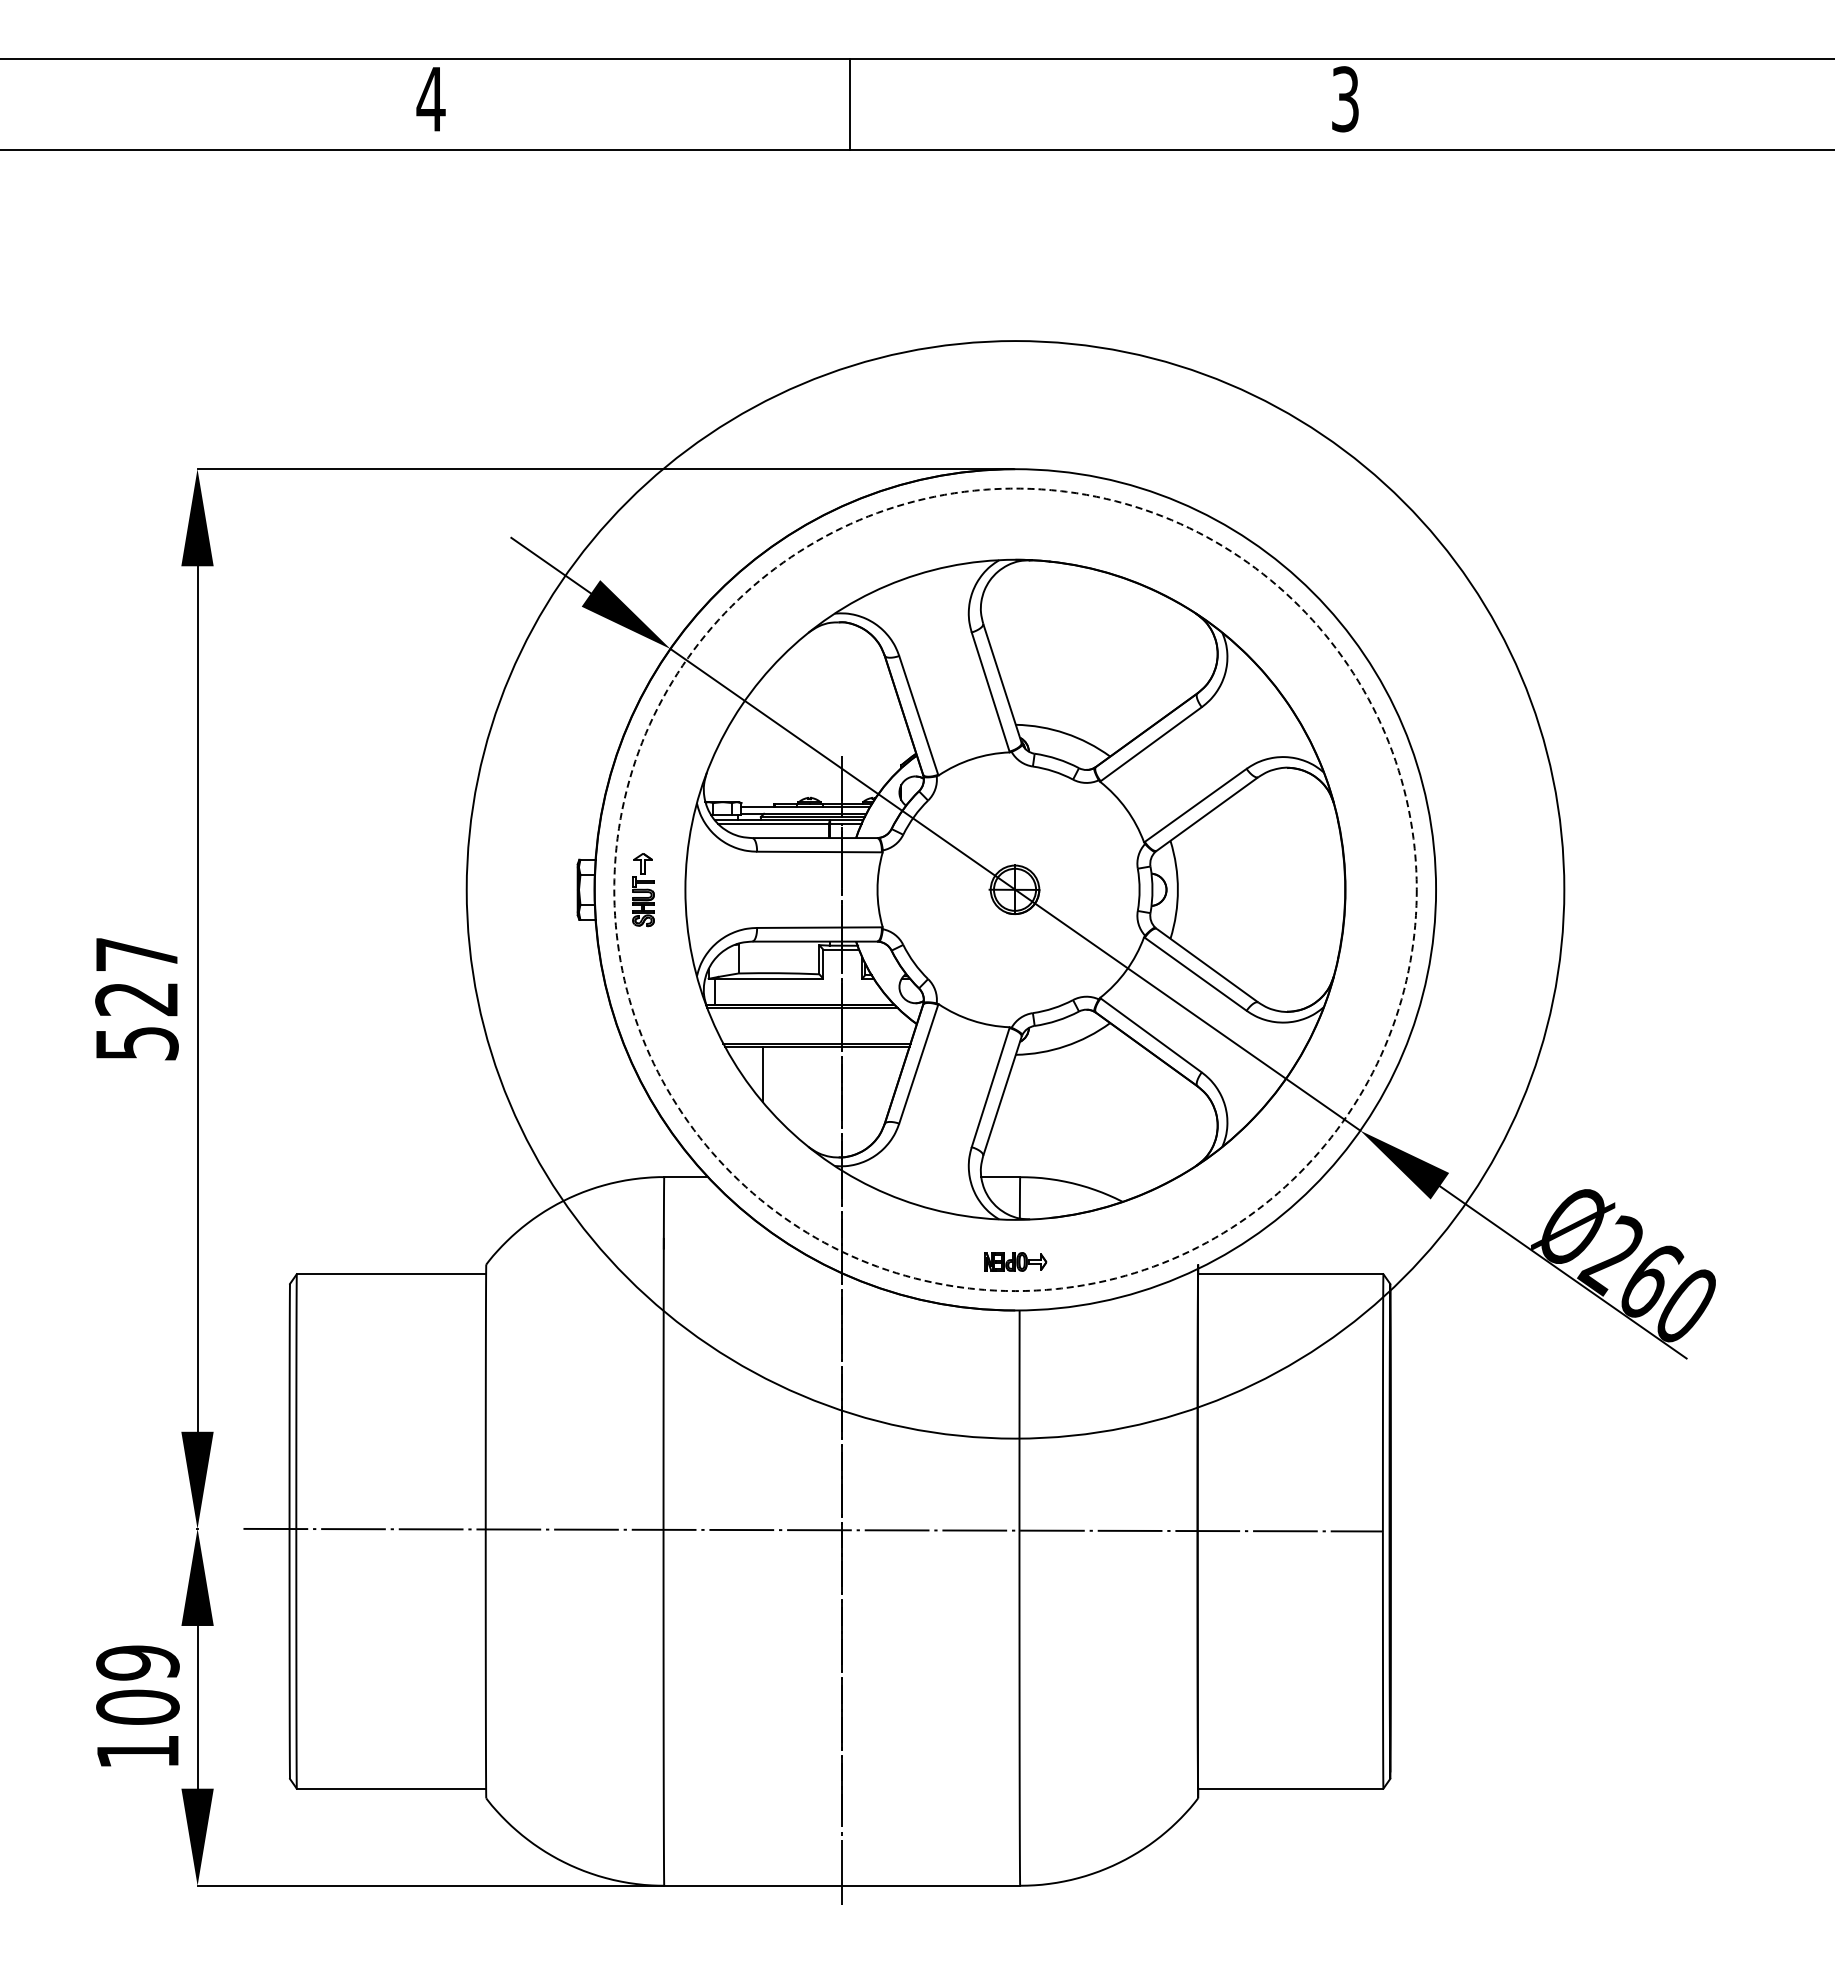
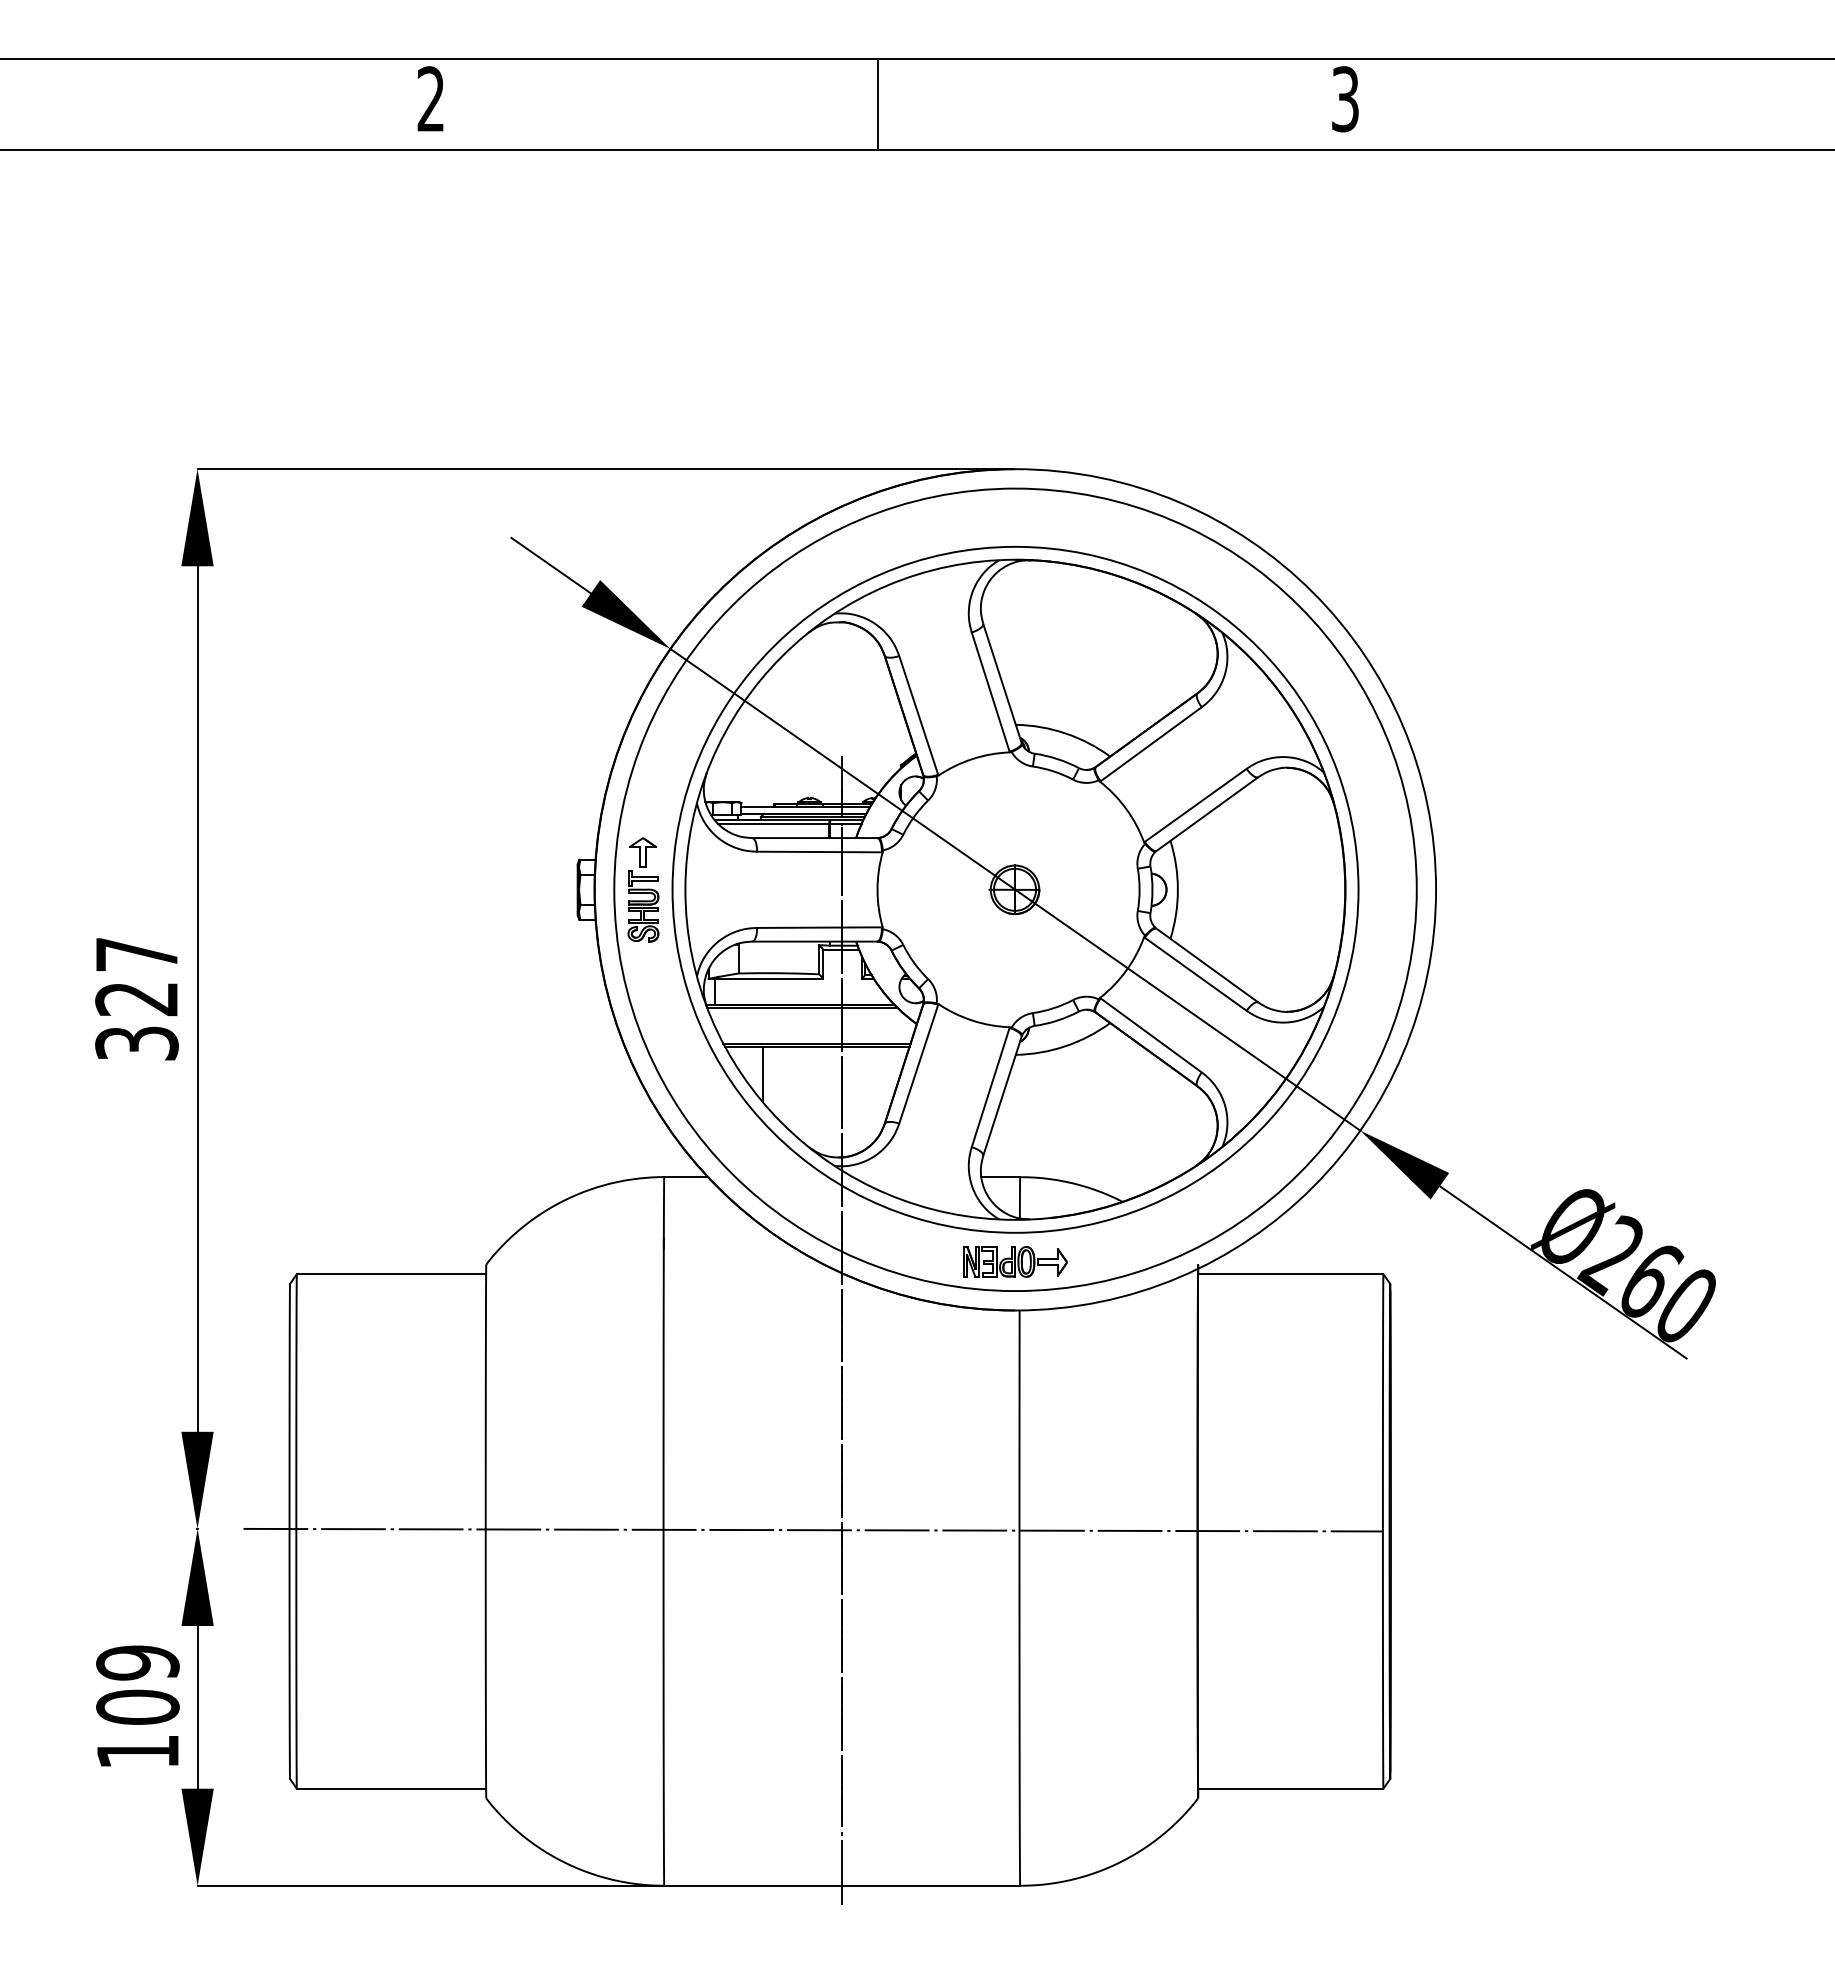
text: 4 -> 2 (430, 98)
line position: (850, 104) -> (878, 104) (878, 104)
circle diameter: 1098 px -> 686 px (1015, 889)
circle: dashed -> solid (1015, 889)
part size: 23x75 px -> 33x106 px (643, 889)
text: 527 -> 327 (136, 1043)
part size: 64x20 px -> 105x32 px (1015, 1261)
